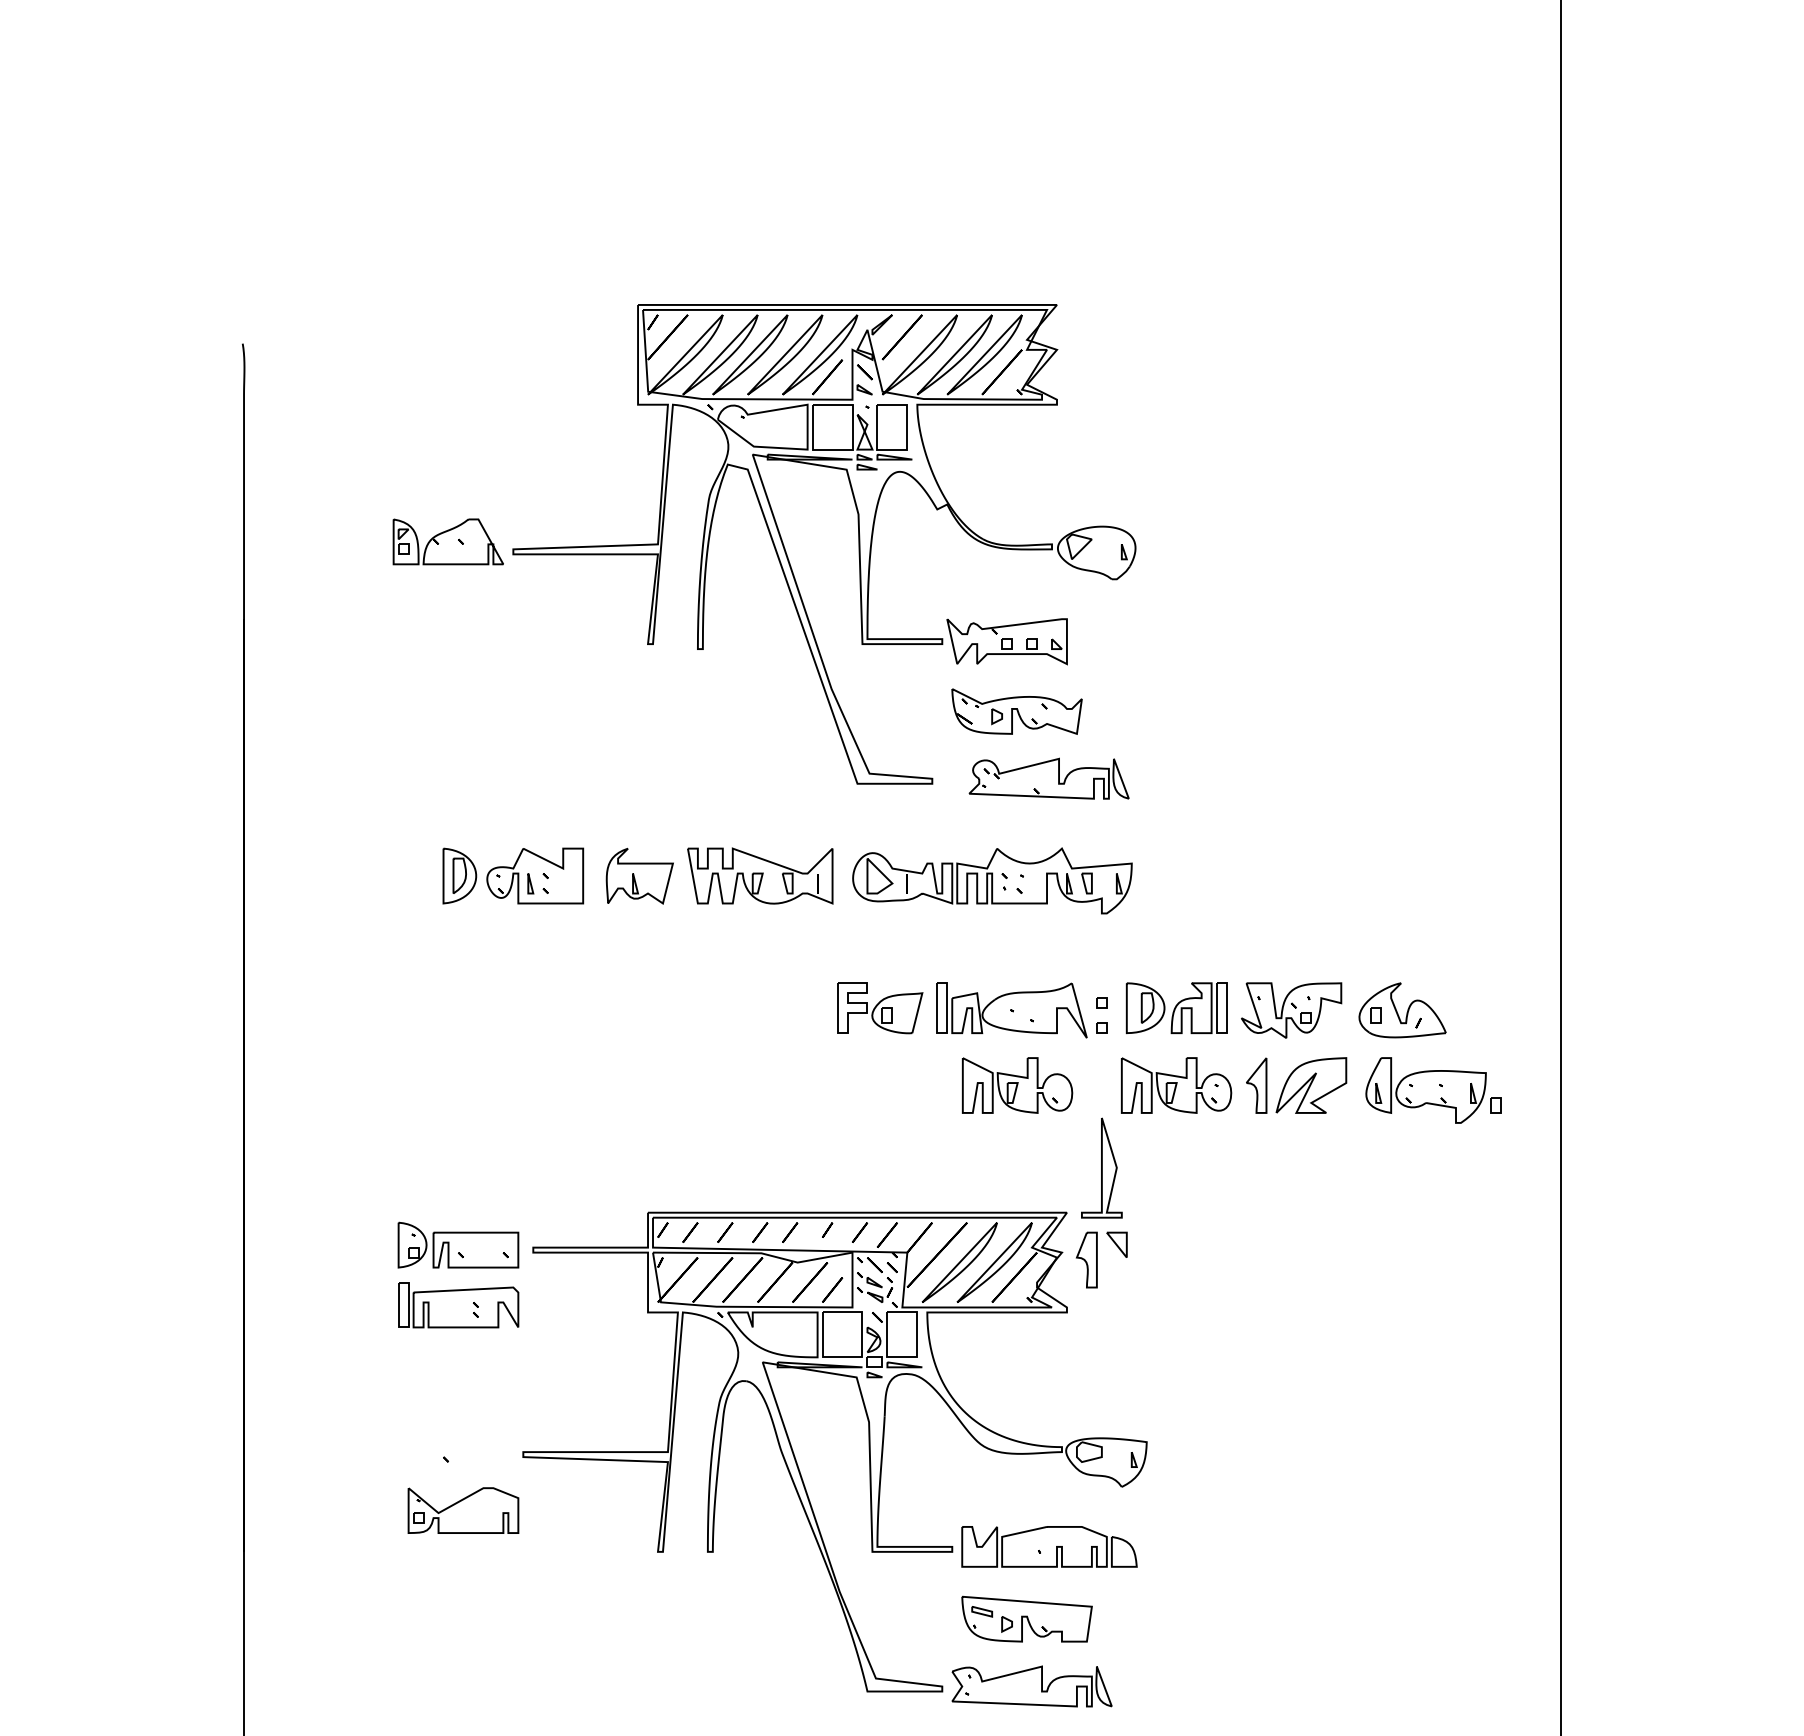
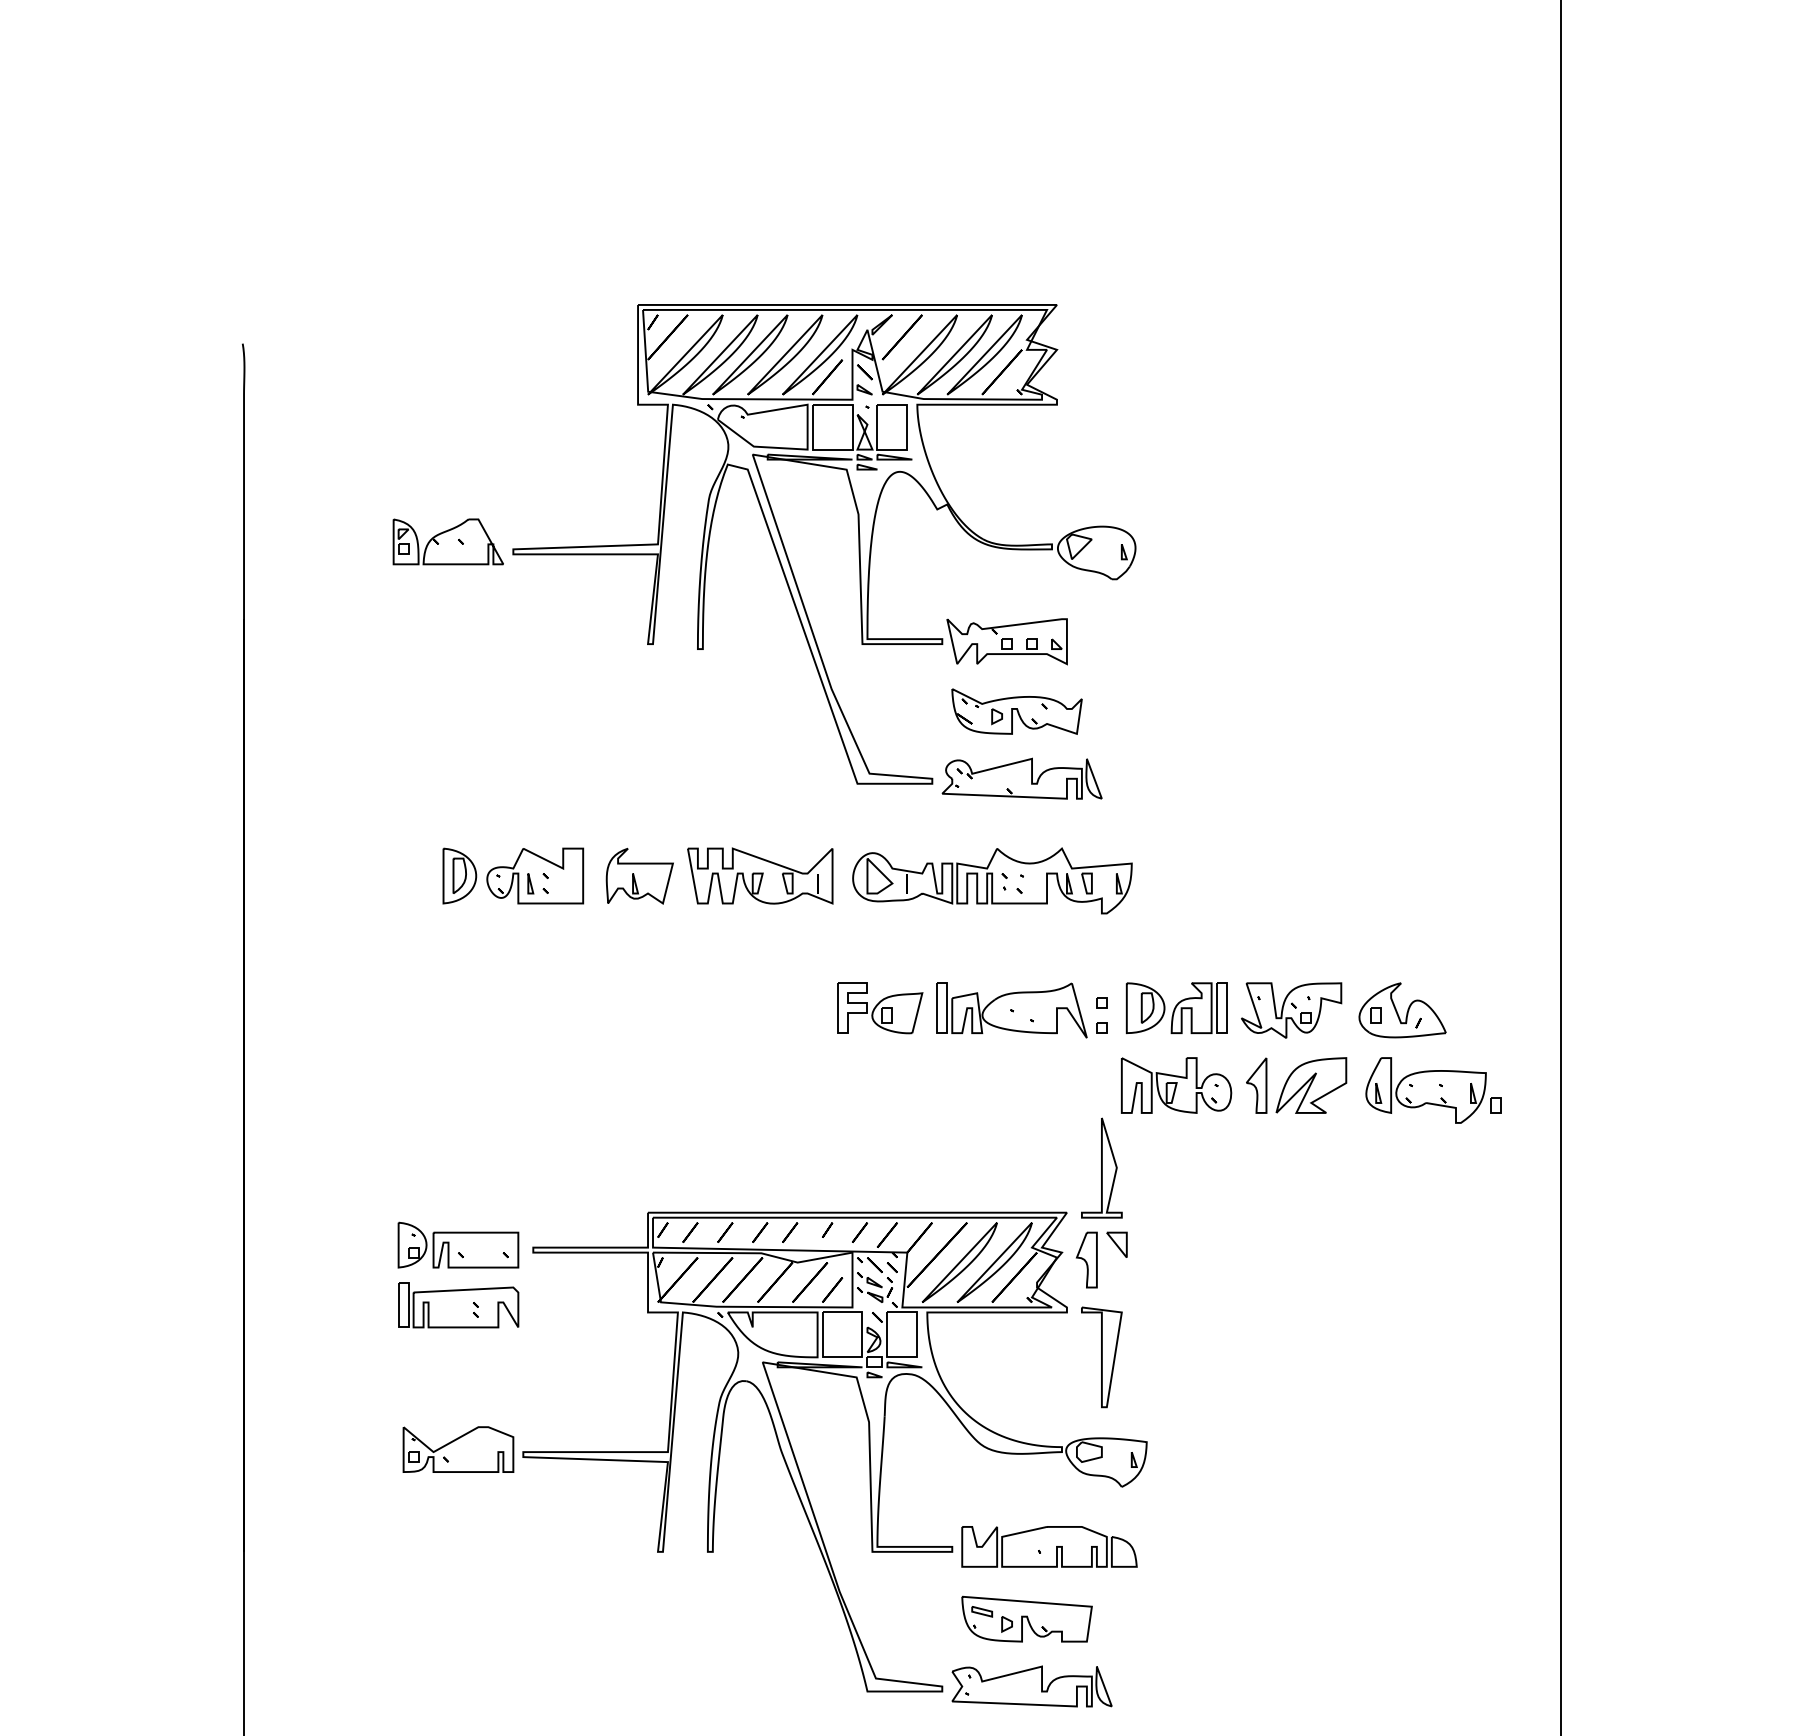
part position: (1048, 778) -> (1021, 778) (1021, 778)
part: present -> none (1017, 1085)
part: none -> present (1101, 1357)
part position: (463, 1510) -> (458, 1449) (458, 1449)
